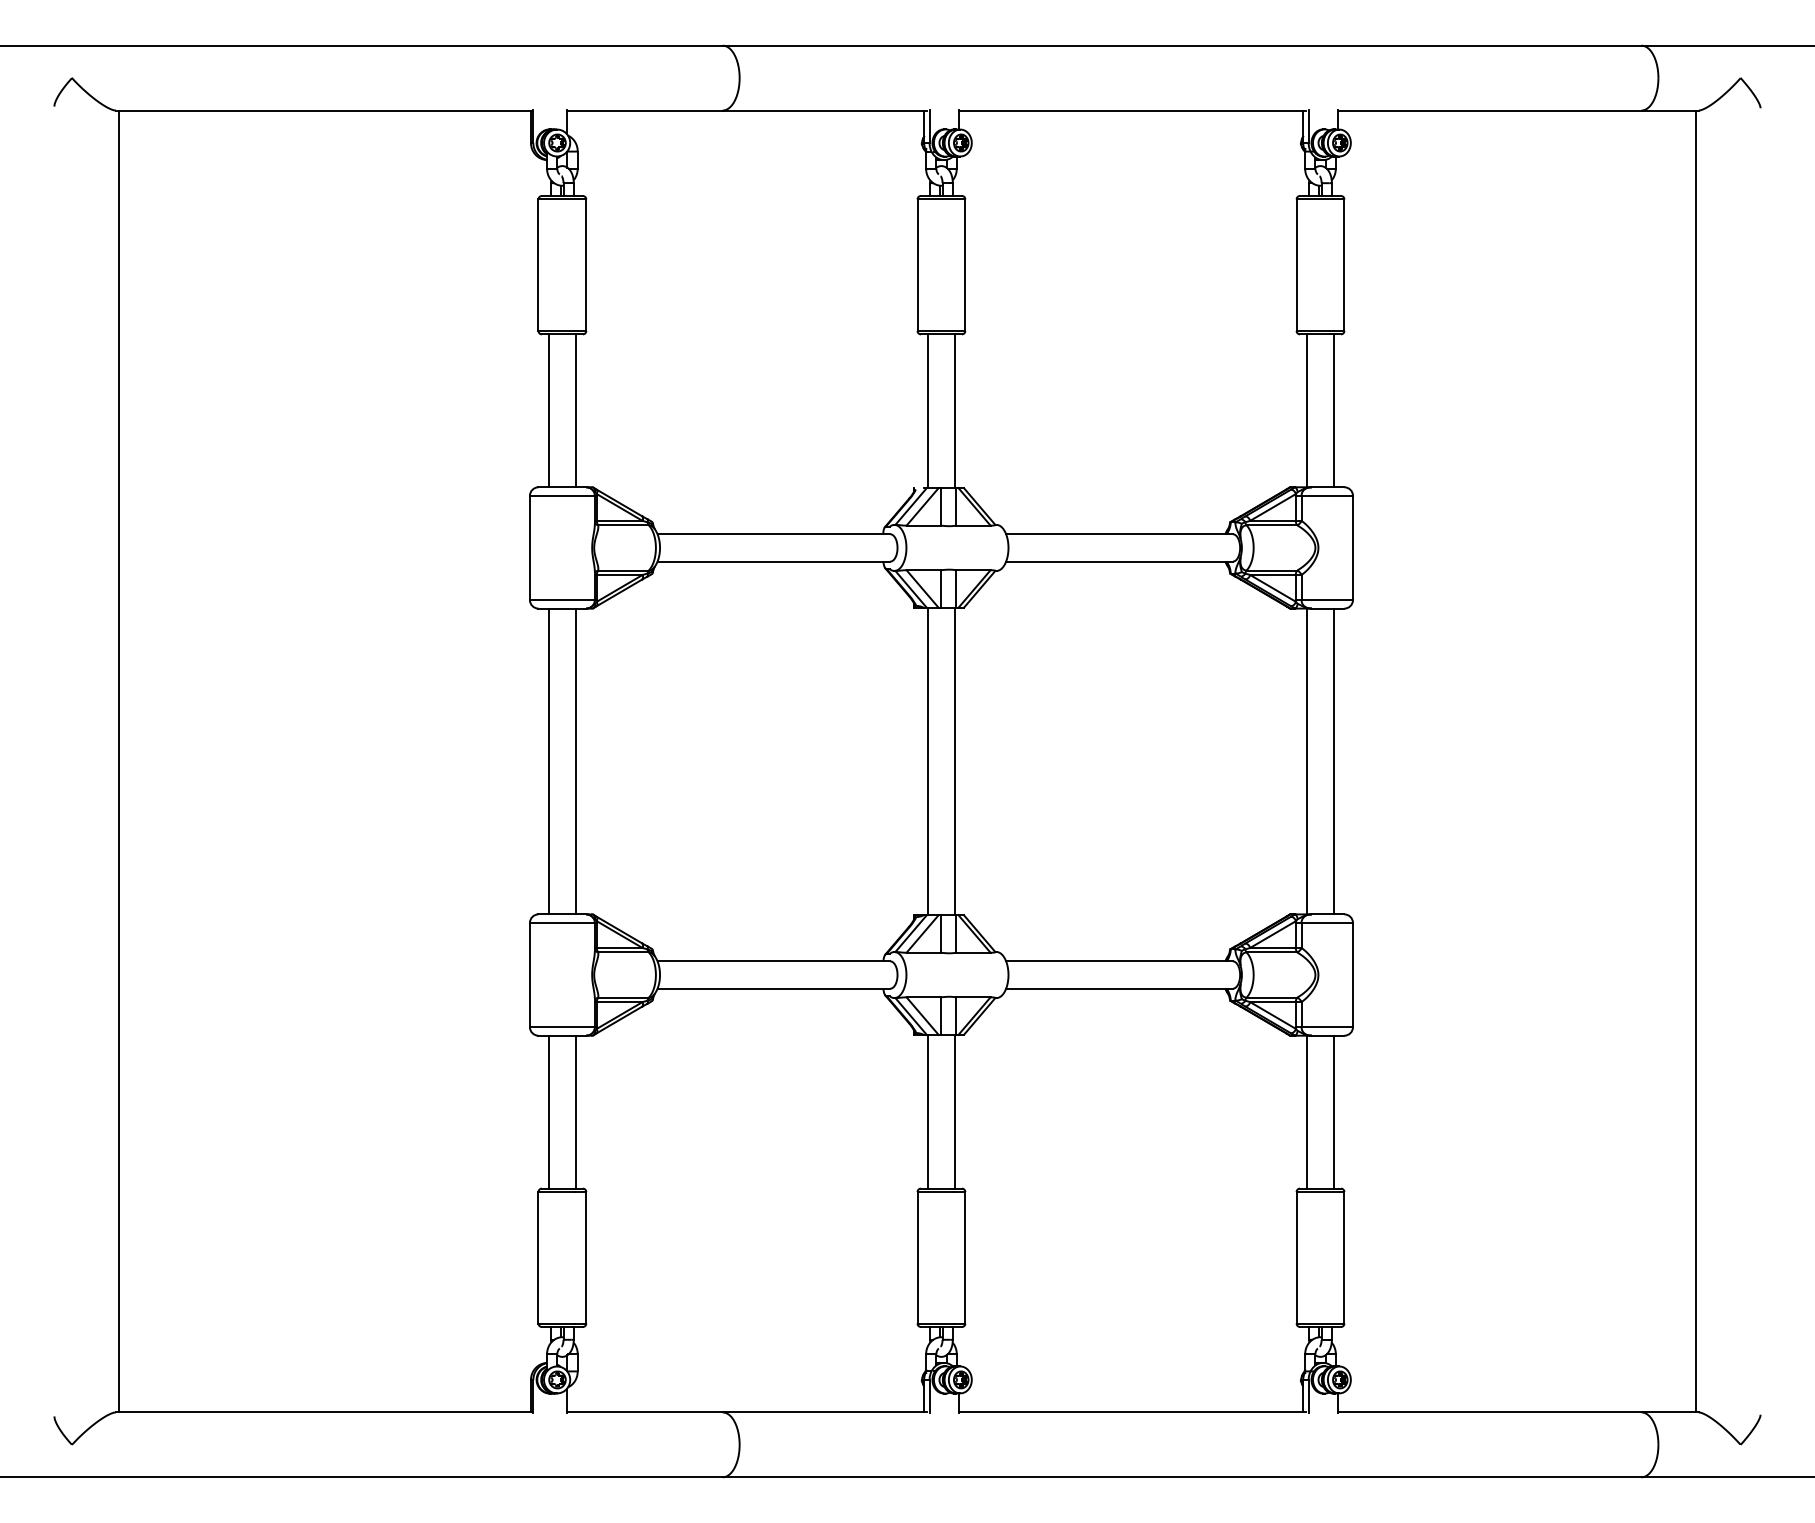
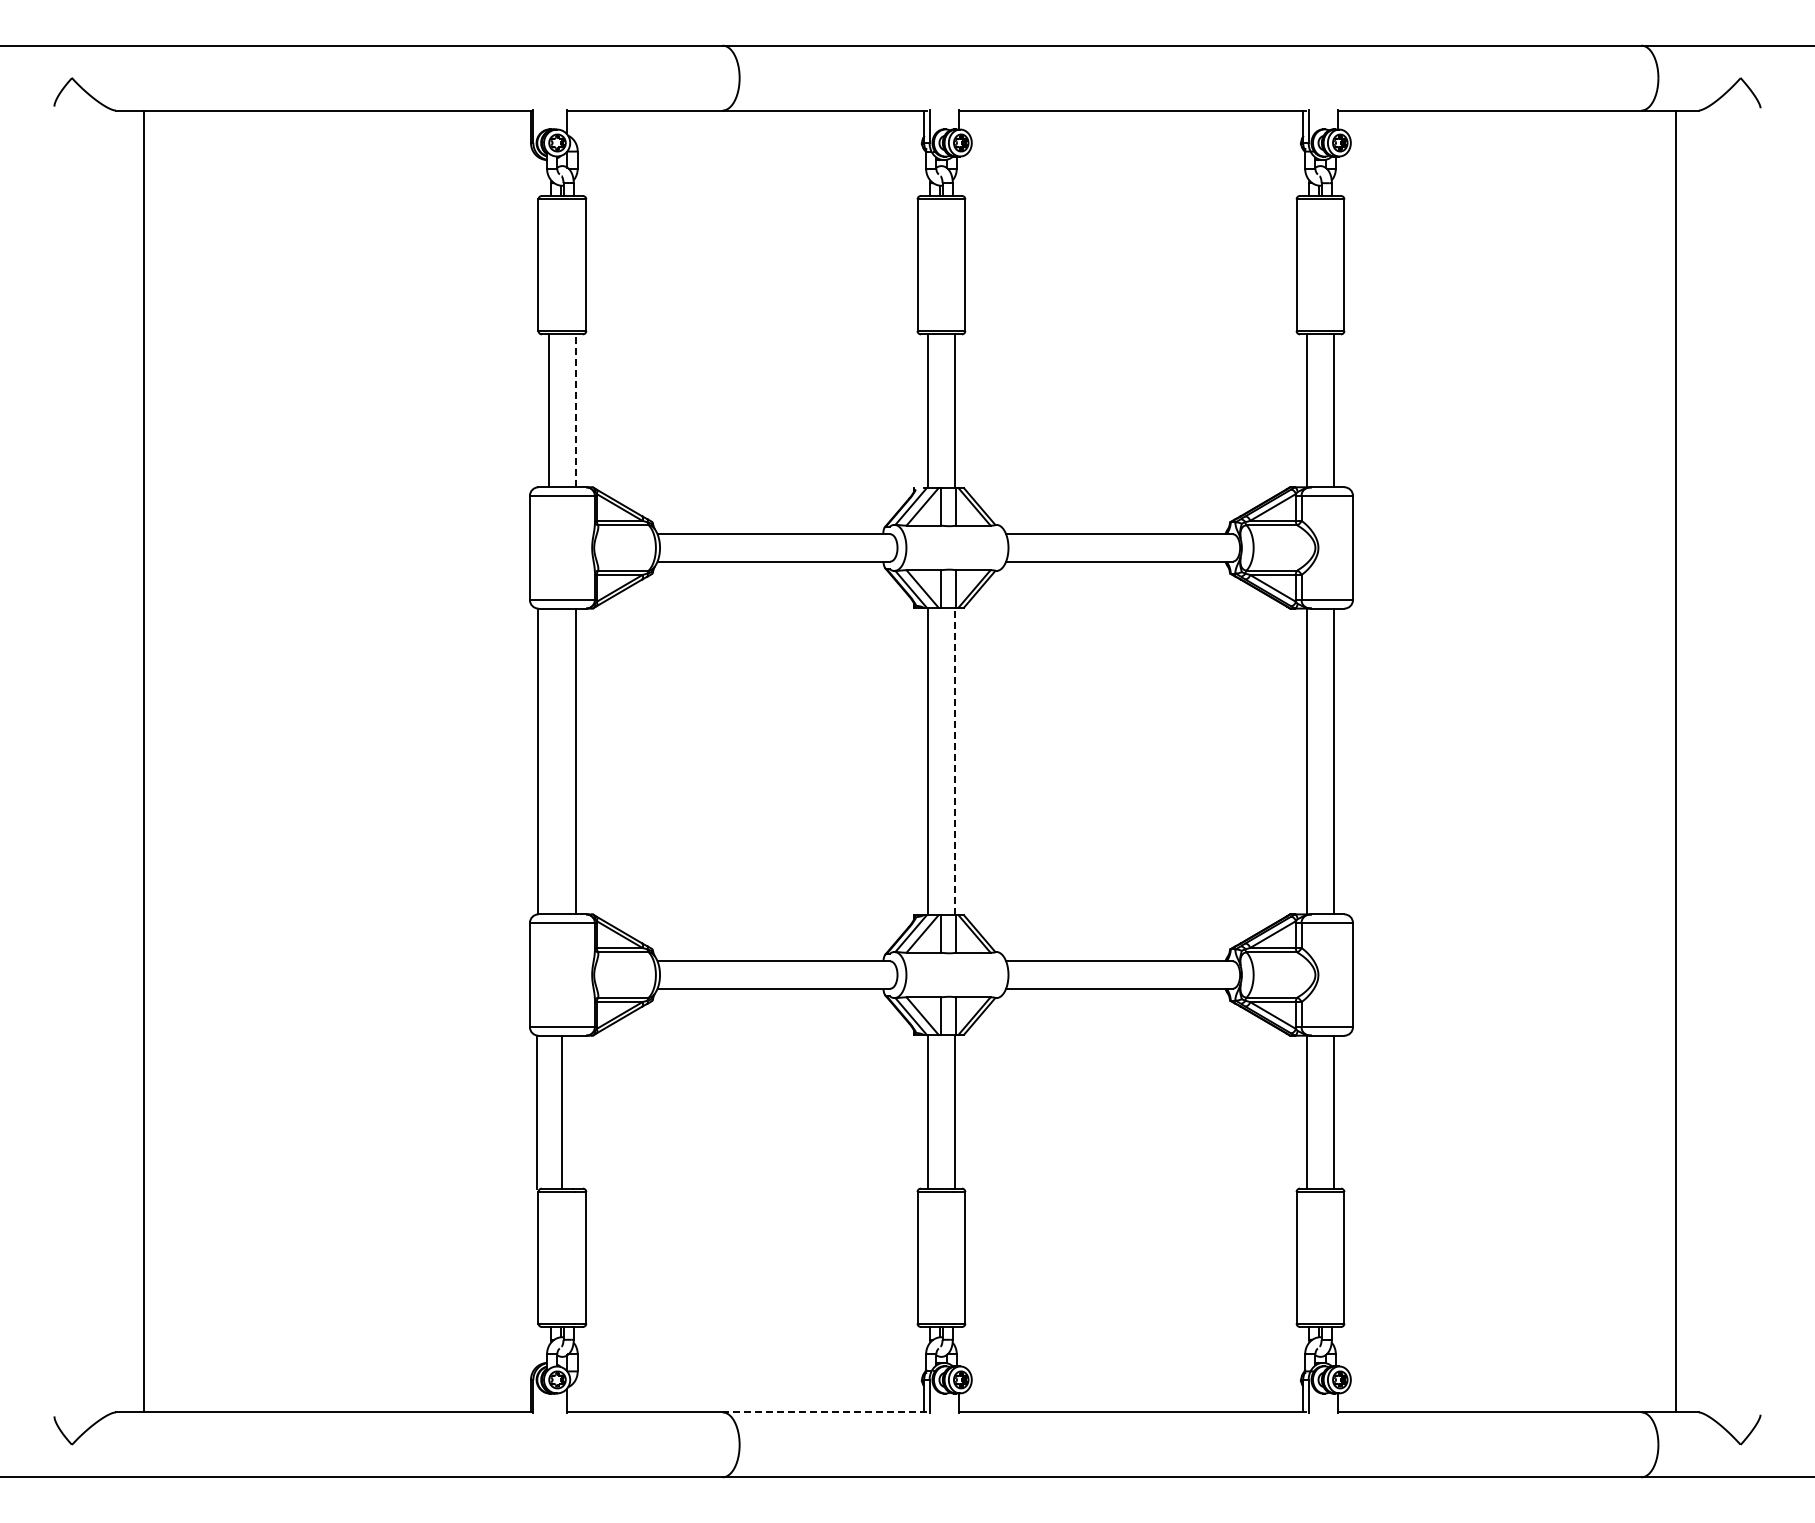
line: solid -> dashed (576, 410)
line position: (119, 761) -> (144, 761) (144, 761)
line position: (548, 761) -> (537, 761) (537, 761)
line: solid -> dashed (955, 761)
line position: (1695, 761) -> (1675, 761) (1675, 761)
line position: (548, 1111) -> (536, 1111) (536, 1111)
line position: (576, 1111) -> (562, 1111) (562, 1111)
line: solid -> dashed (824, 1412)
